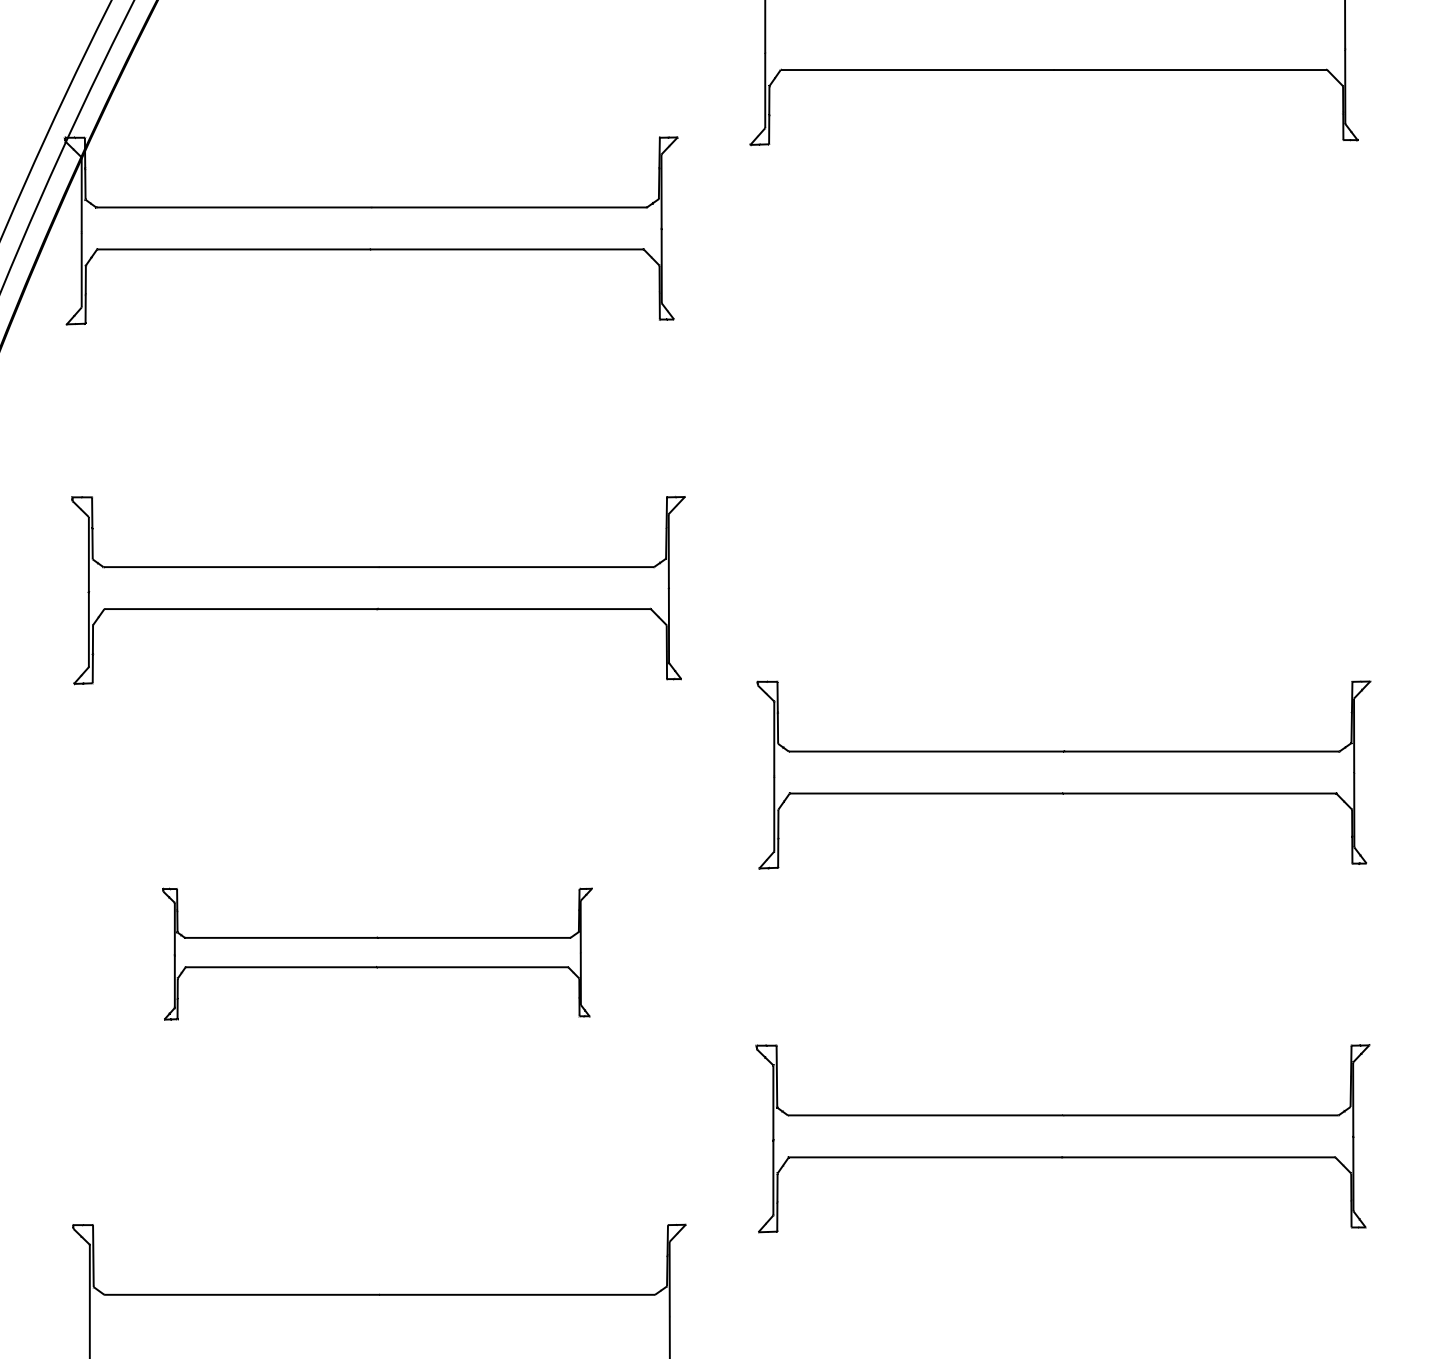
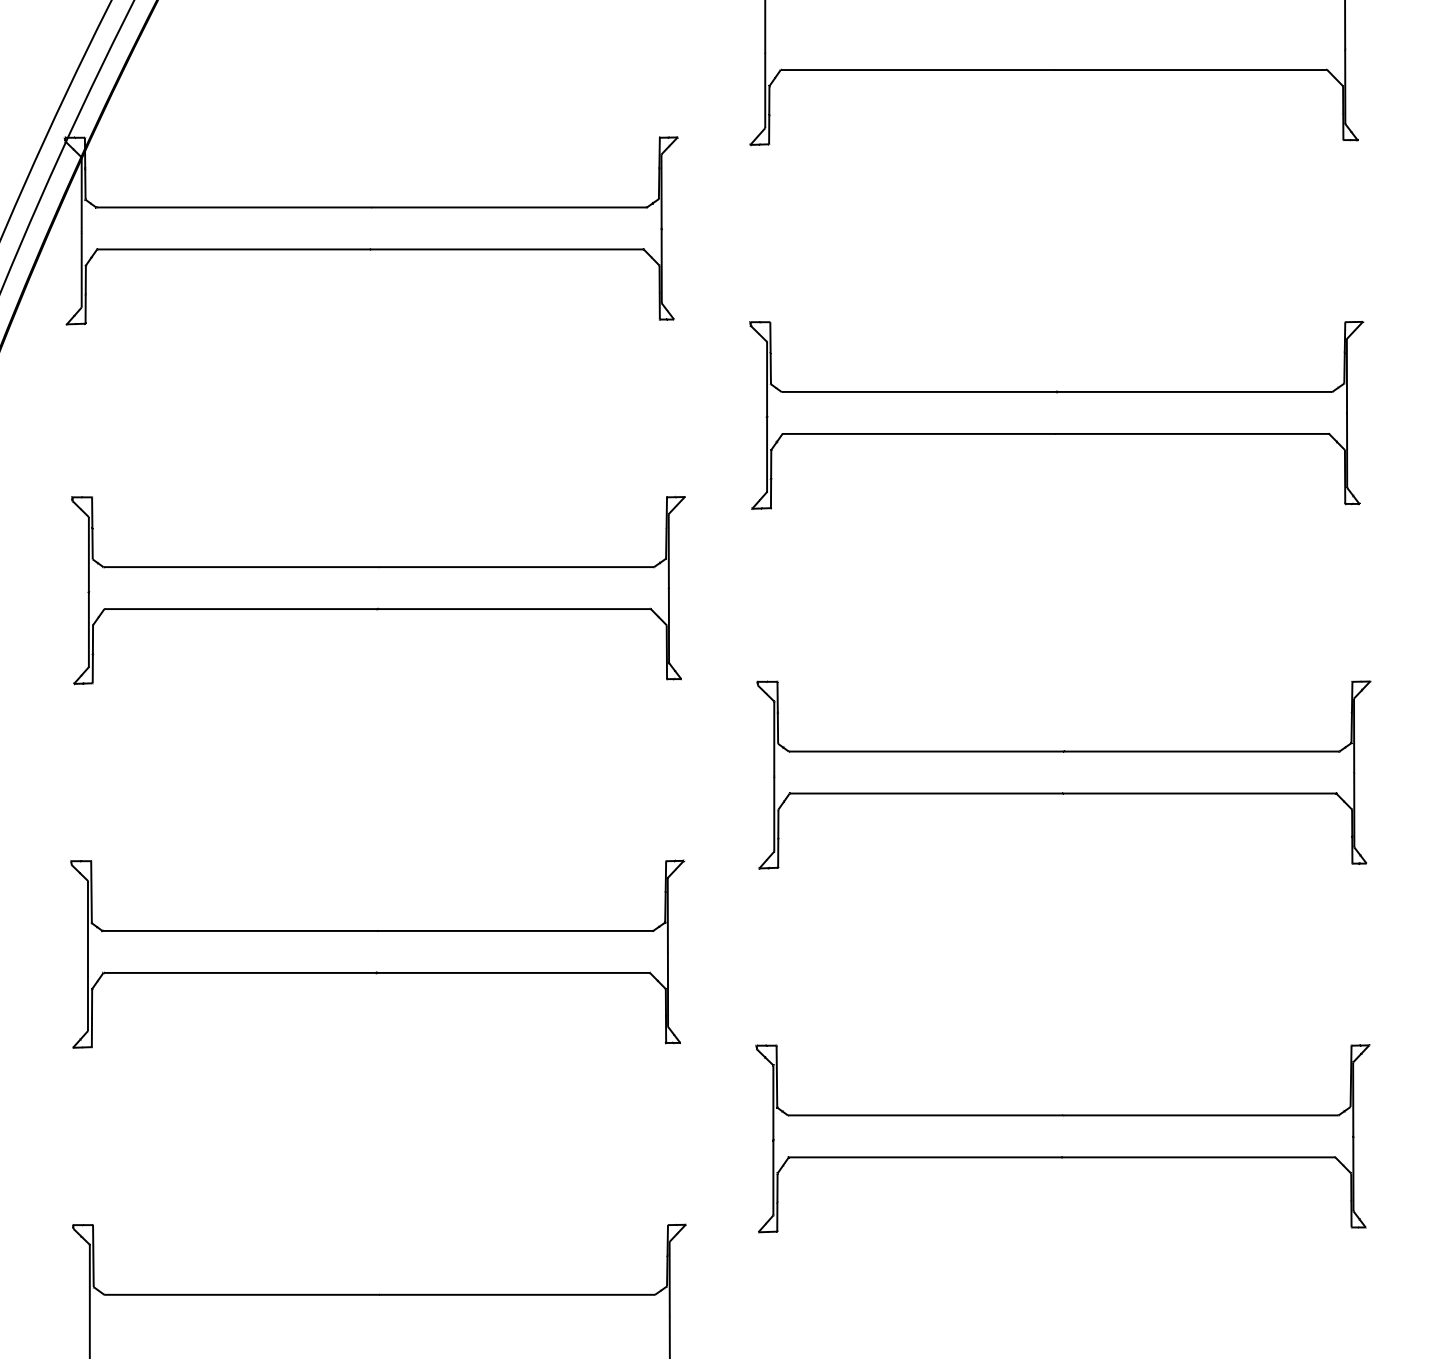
part: none -> present (1056, 414)
part size: 431x134 px -> 615x190 px (377, 953)
